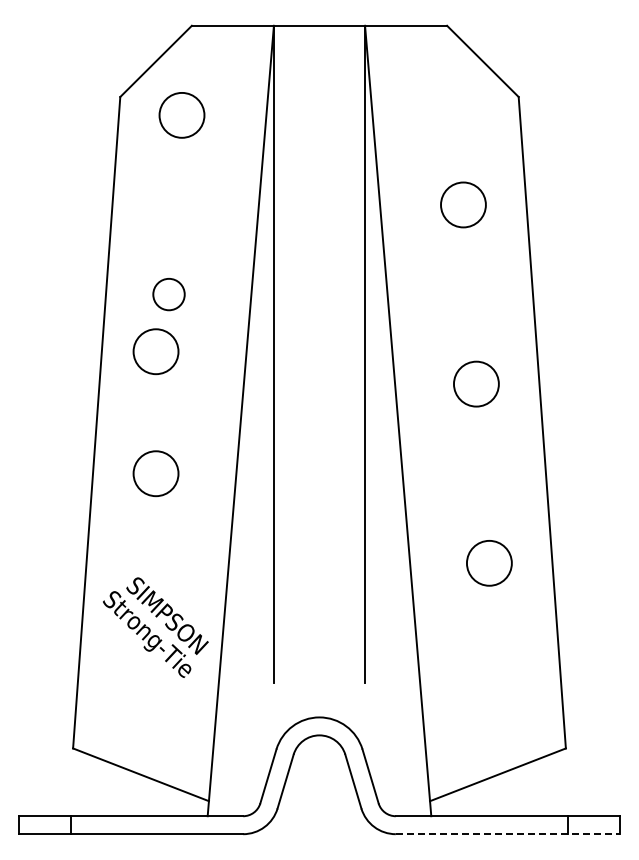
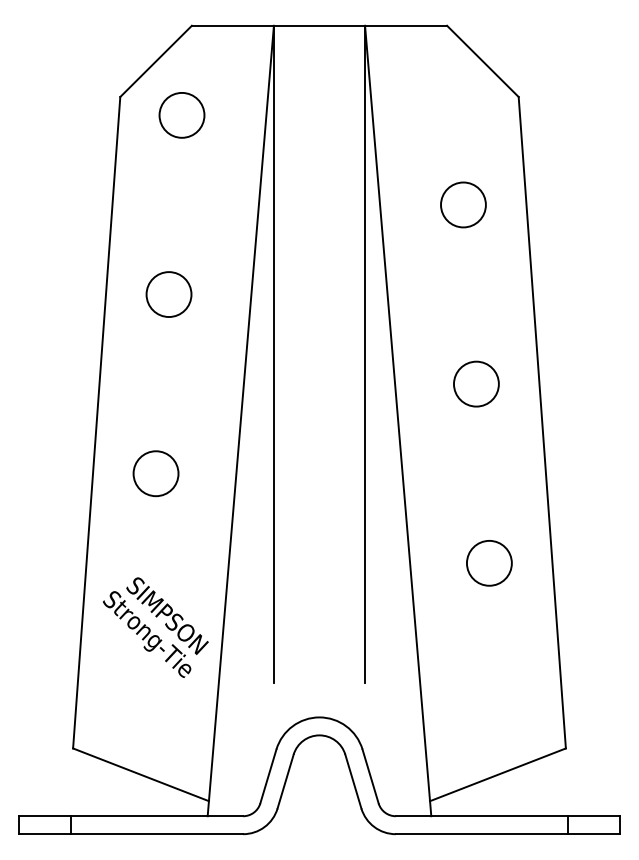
circle diameter: 31 px -> 45 px (168, 294)
circle: present -> none (155, 351)
line: dashed -> solid (508, 834)
